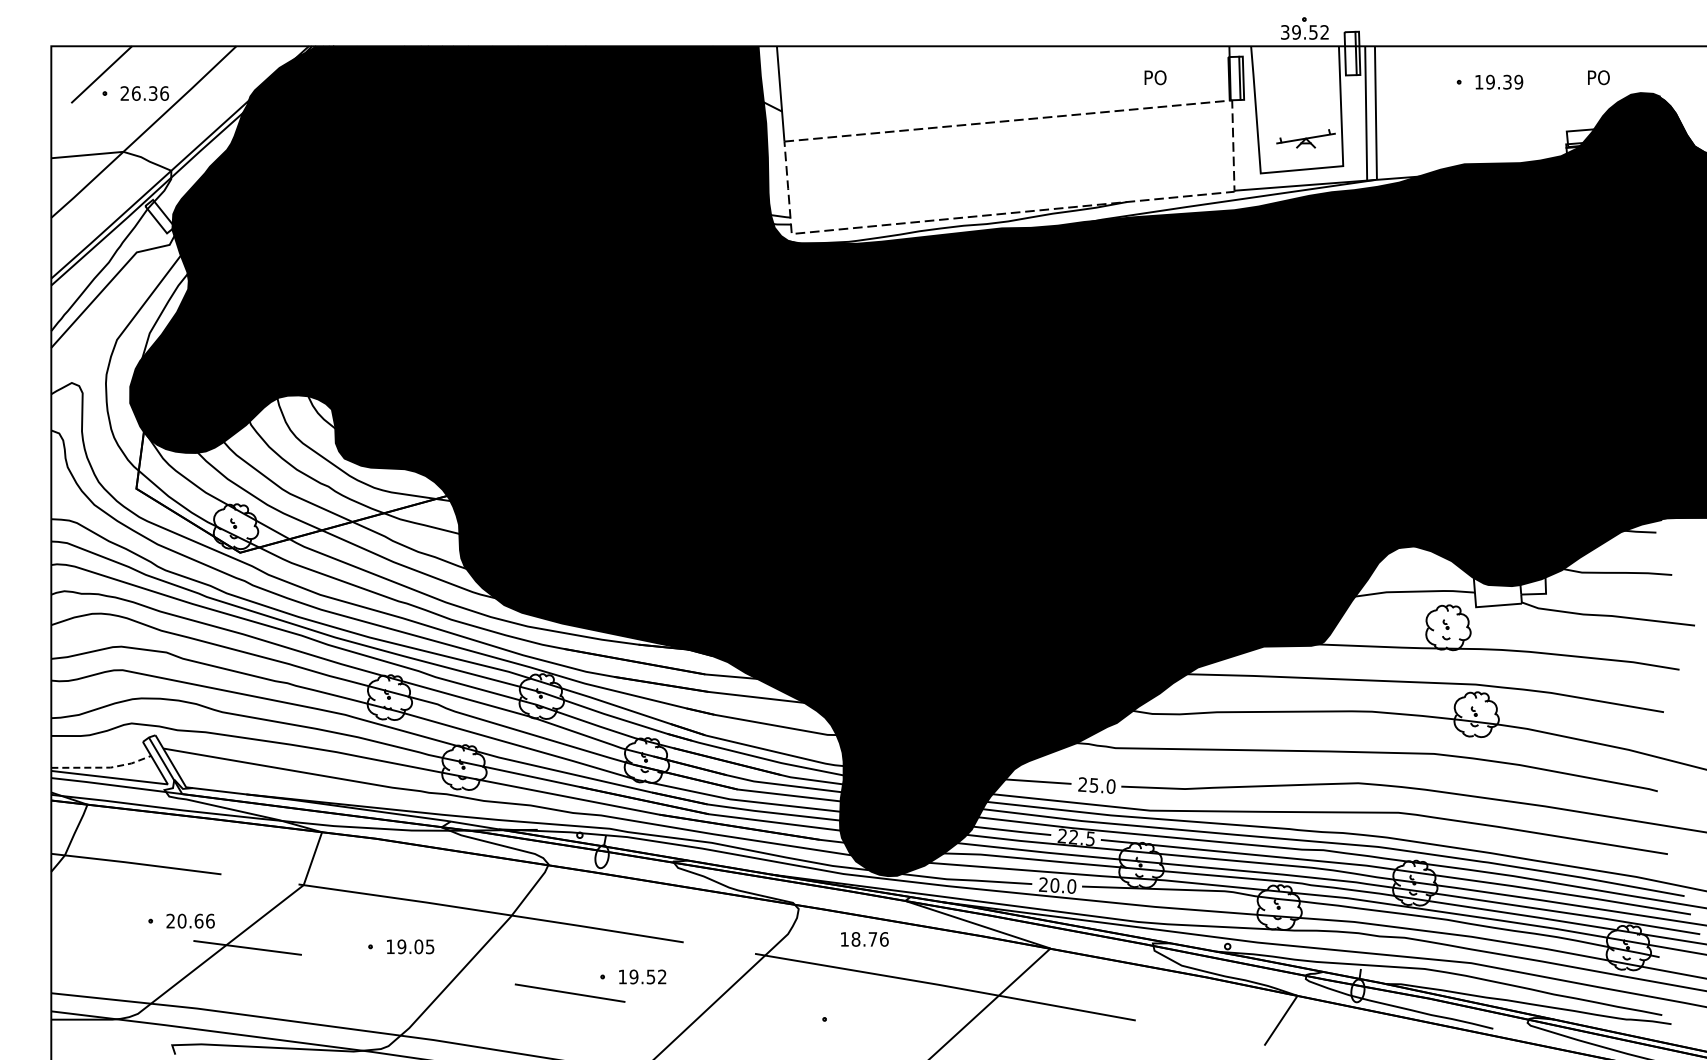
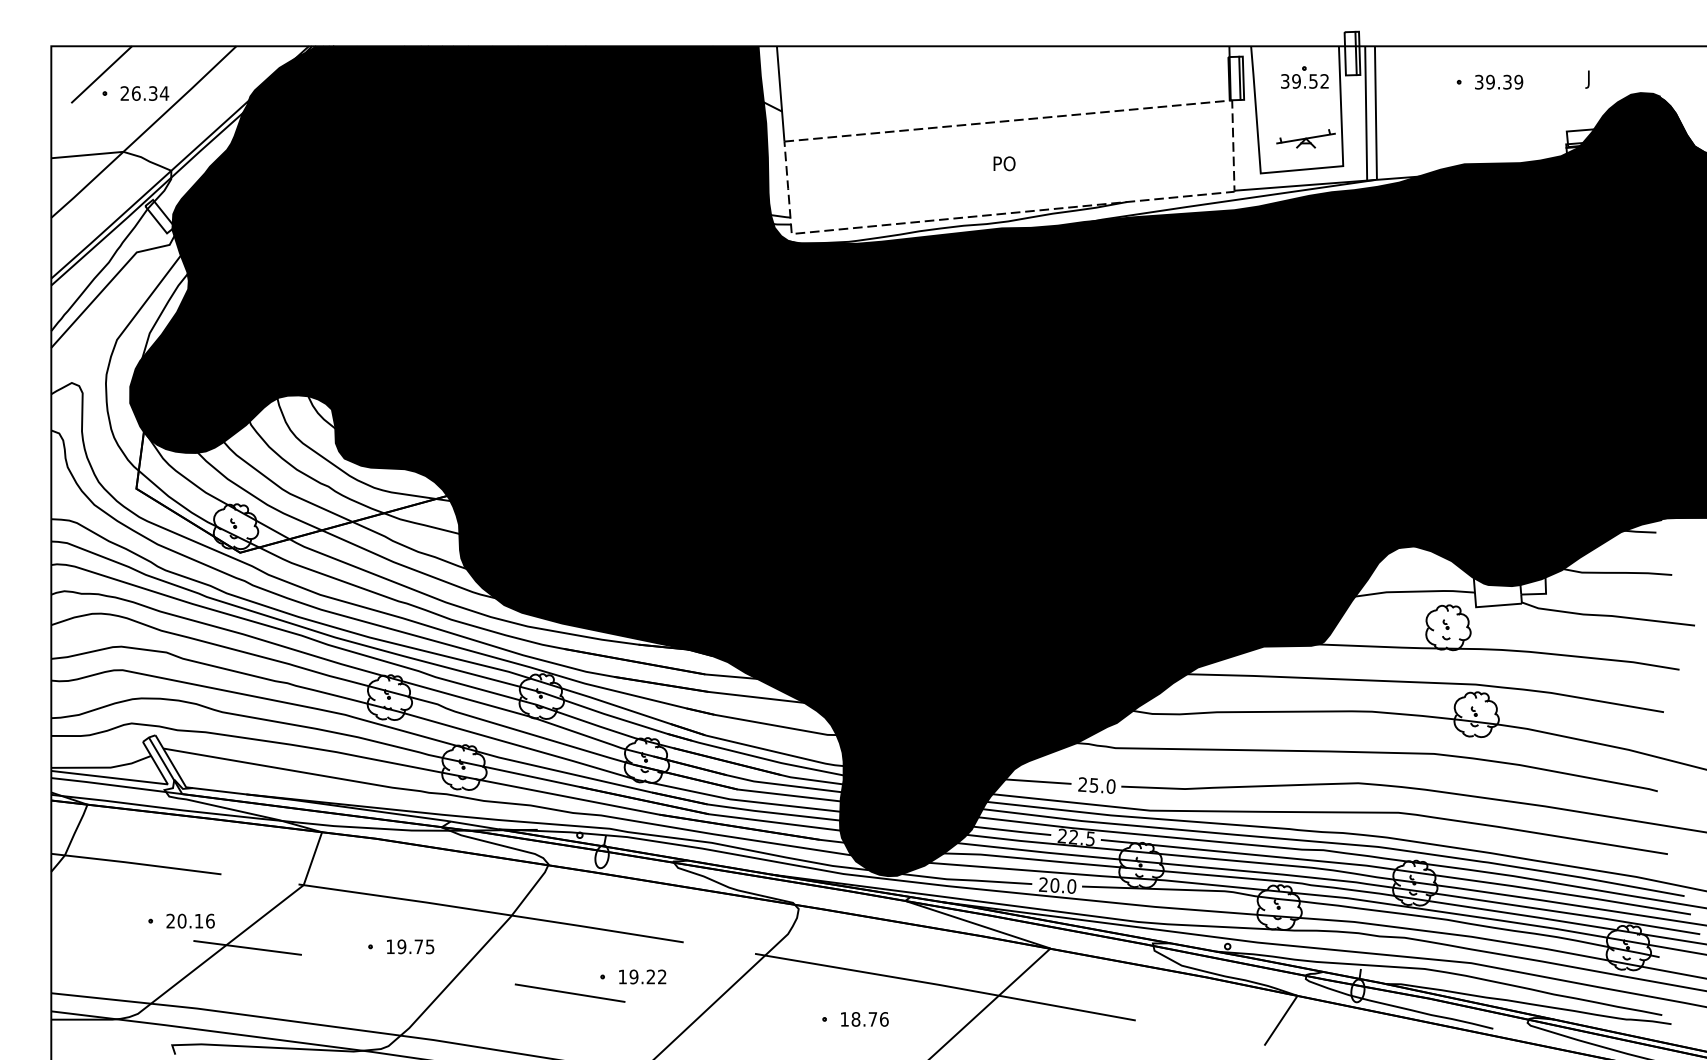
part position: (1304, 28) -> (1304, 77) (1304, 77)
text position: (1155, 77) -> (1004, 163) (1004, 163)
text: PO -> J (1597, 79)
text: 19.39 -> 39.39 (1479, 81)
text: 26.36 -> 26.34 (164, 93)
line: dashed -> solid (103, 767)
text: 20.66 -> 20.16 (198, 920)
text position: (864, 939) -> (864, 1019) (864, 1019)
text: 19.05 -> 19.75 (418, 946)
text: 19.52 -> 19.22 (650, 976)
